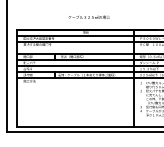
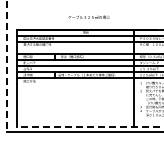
line: solid -> dashed (6, 66)
line: solid -> dashed (90, 126)
